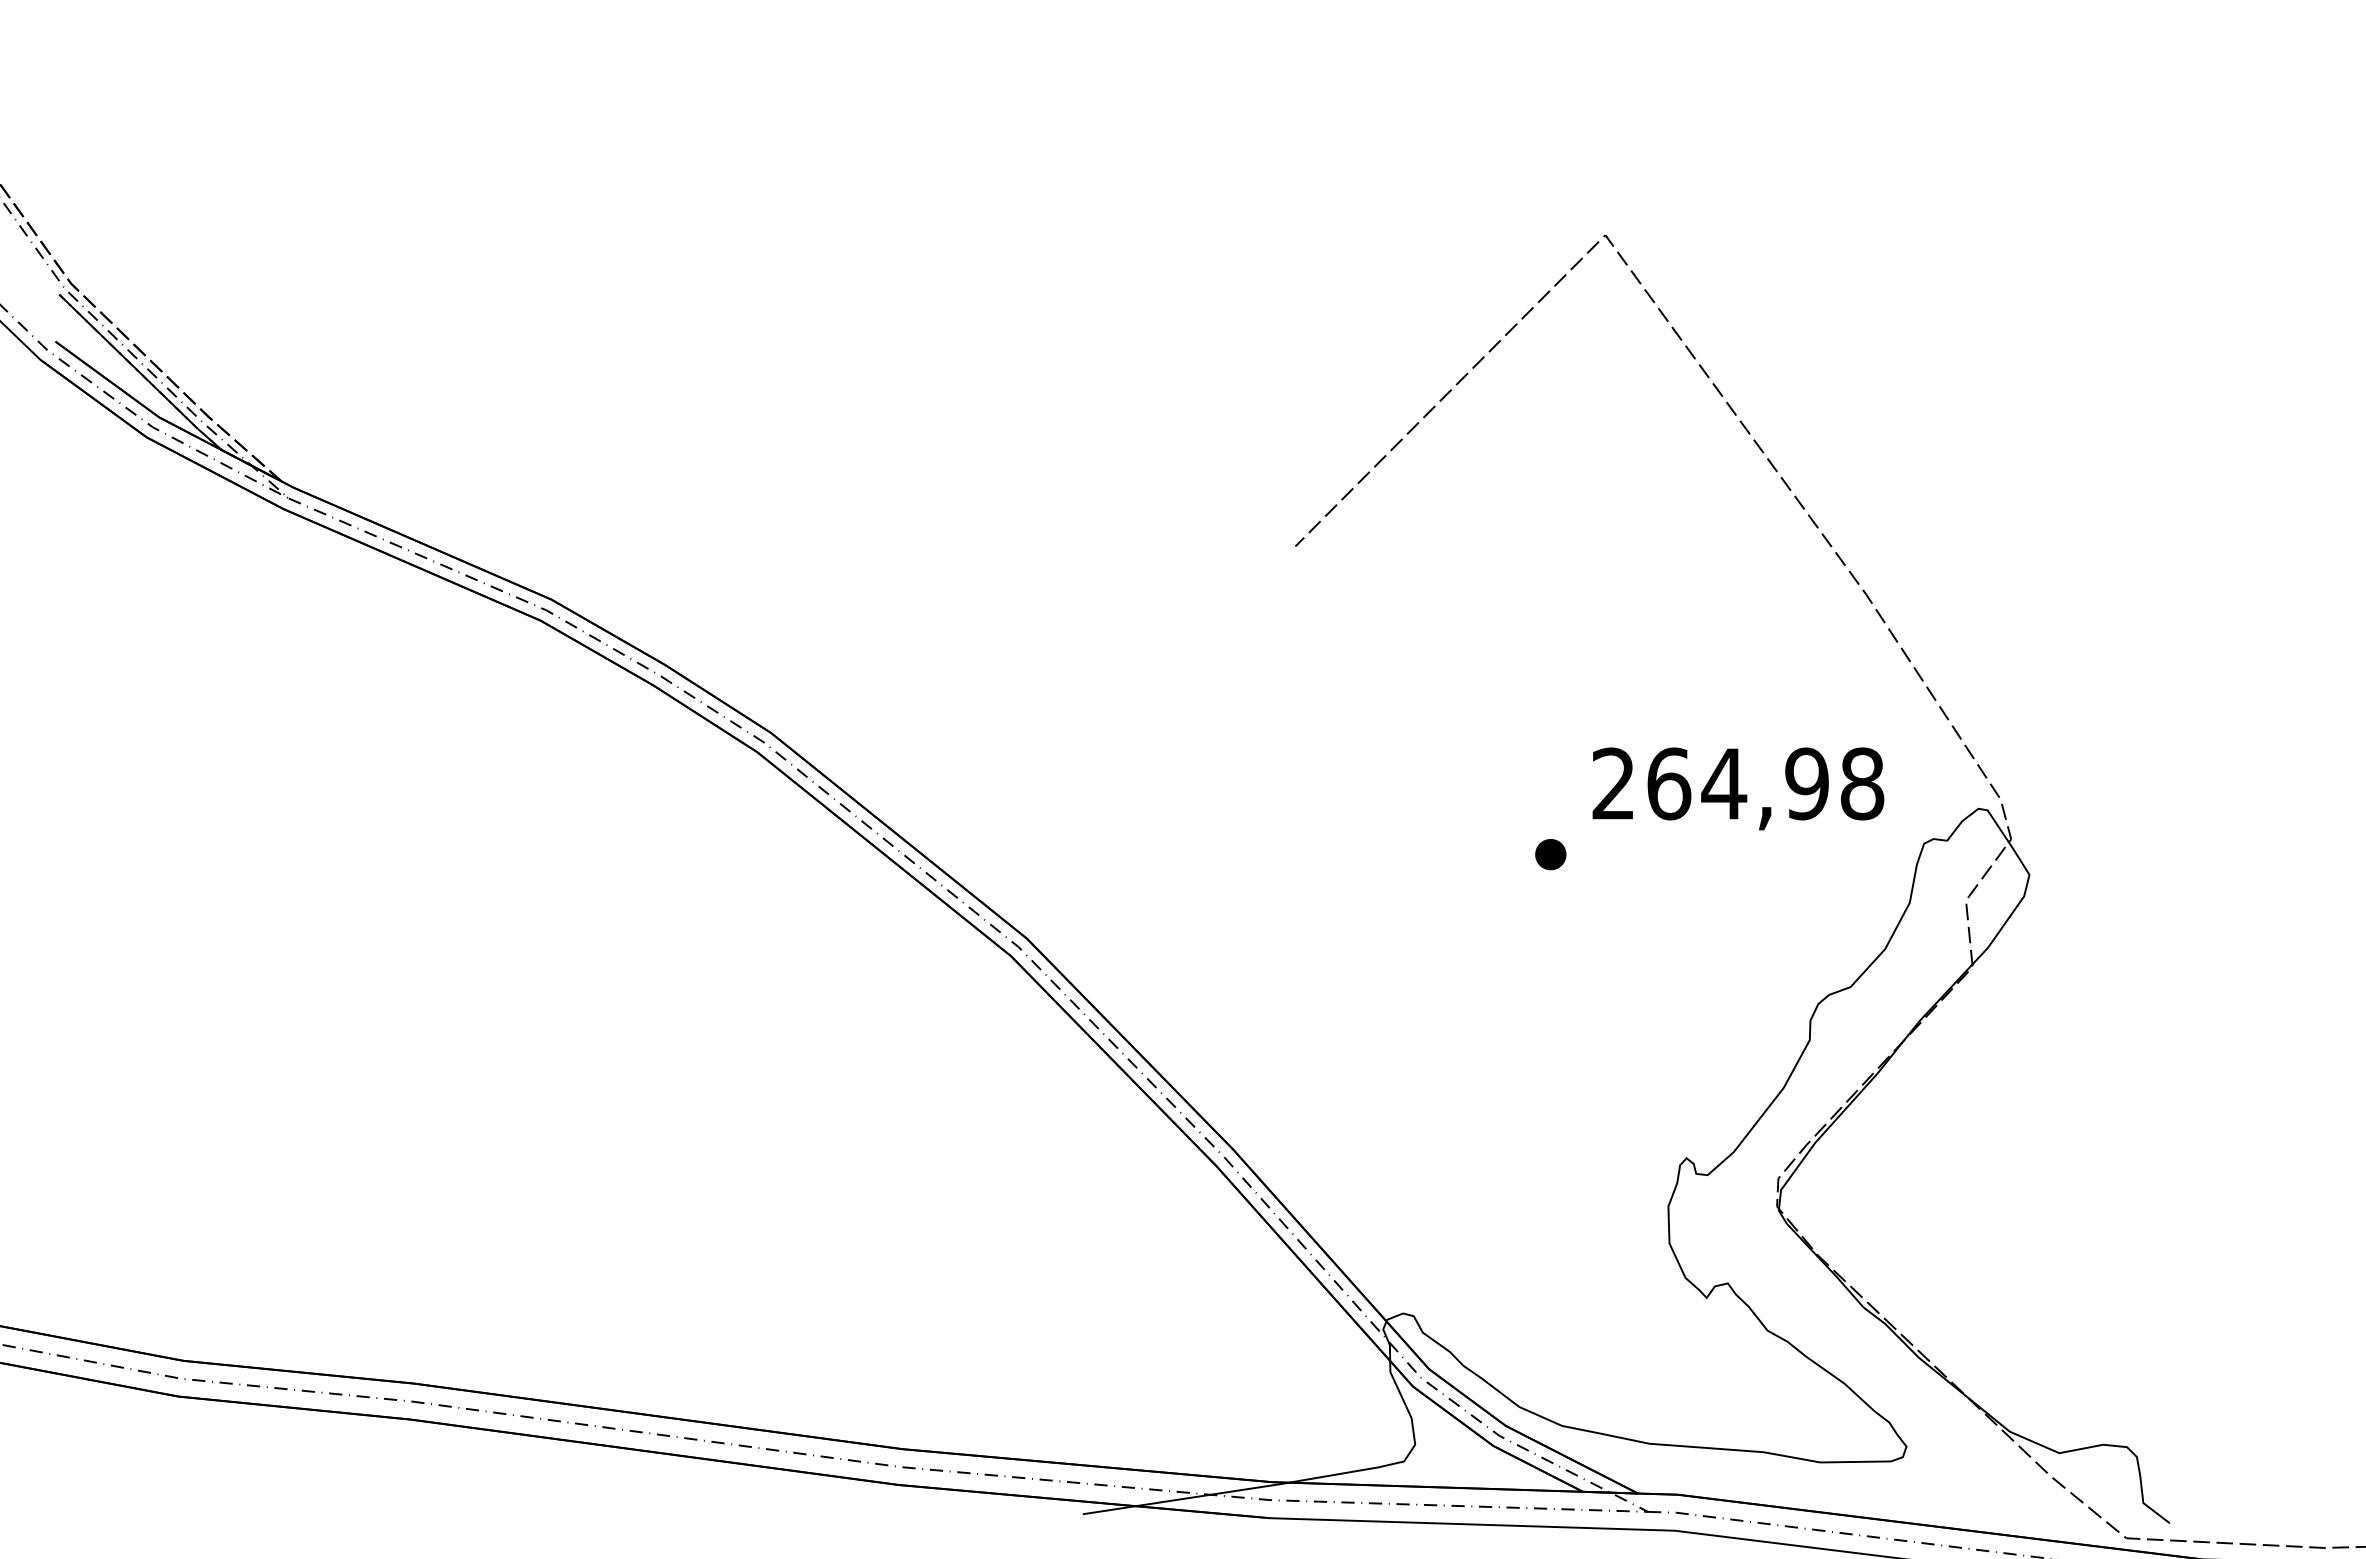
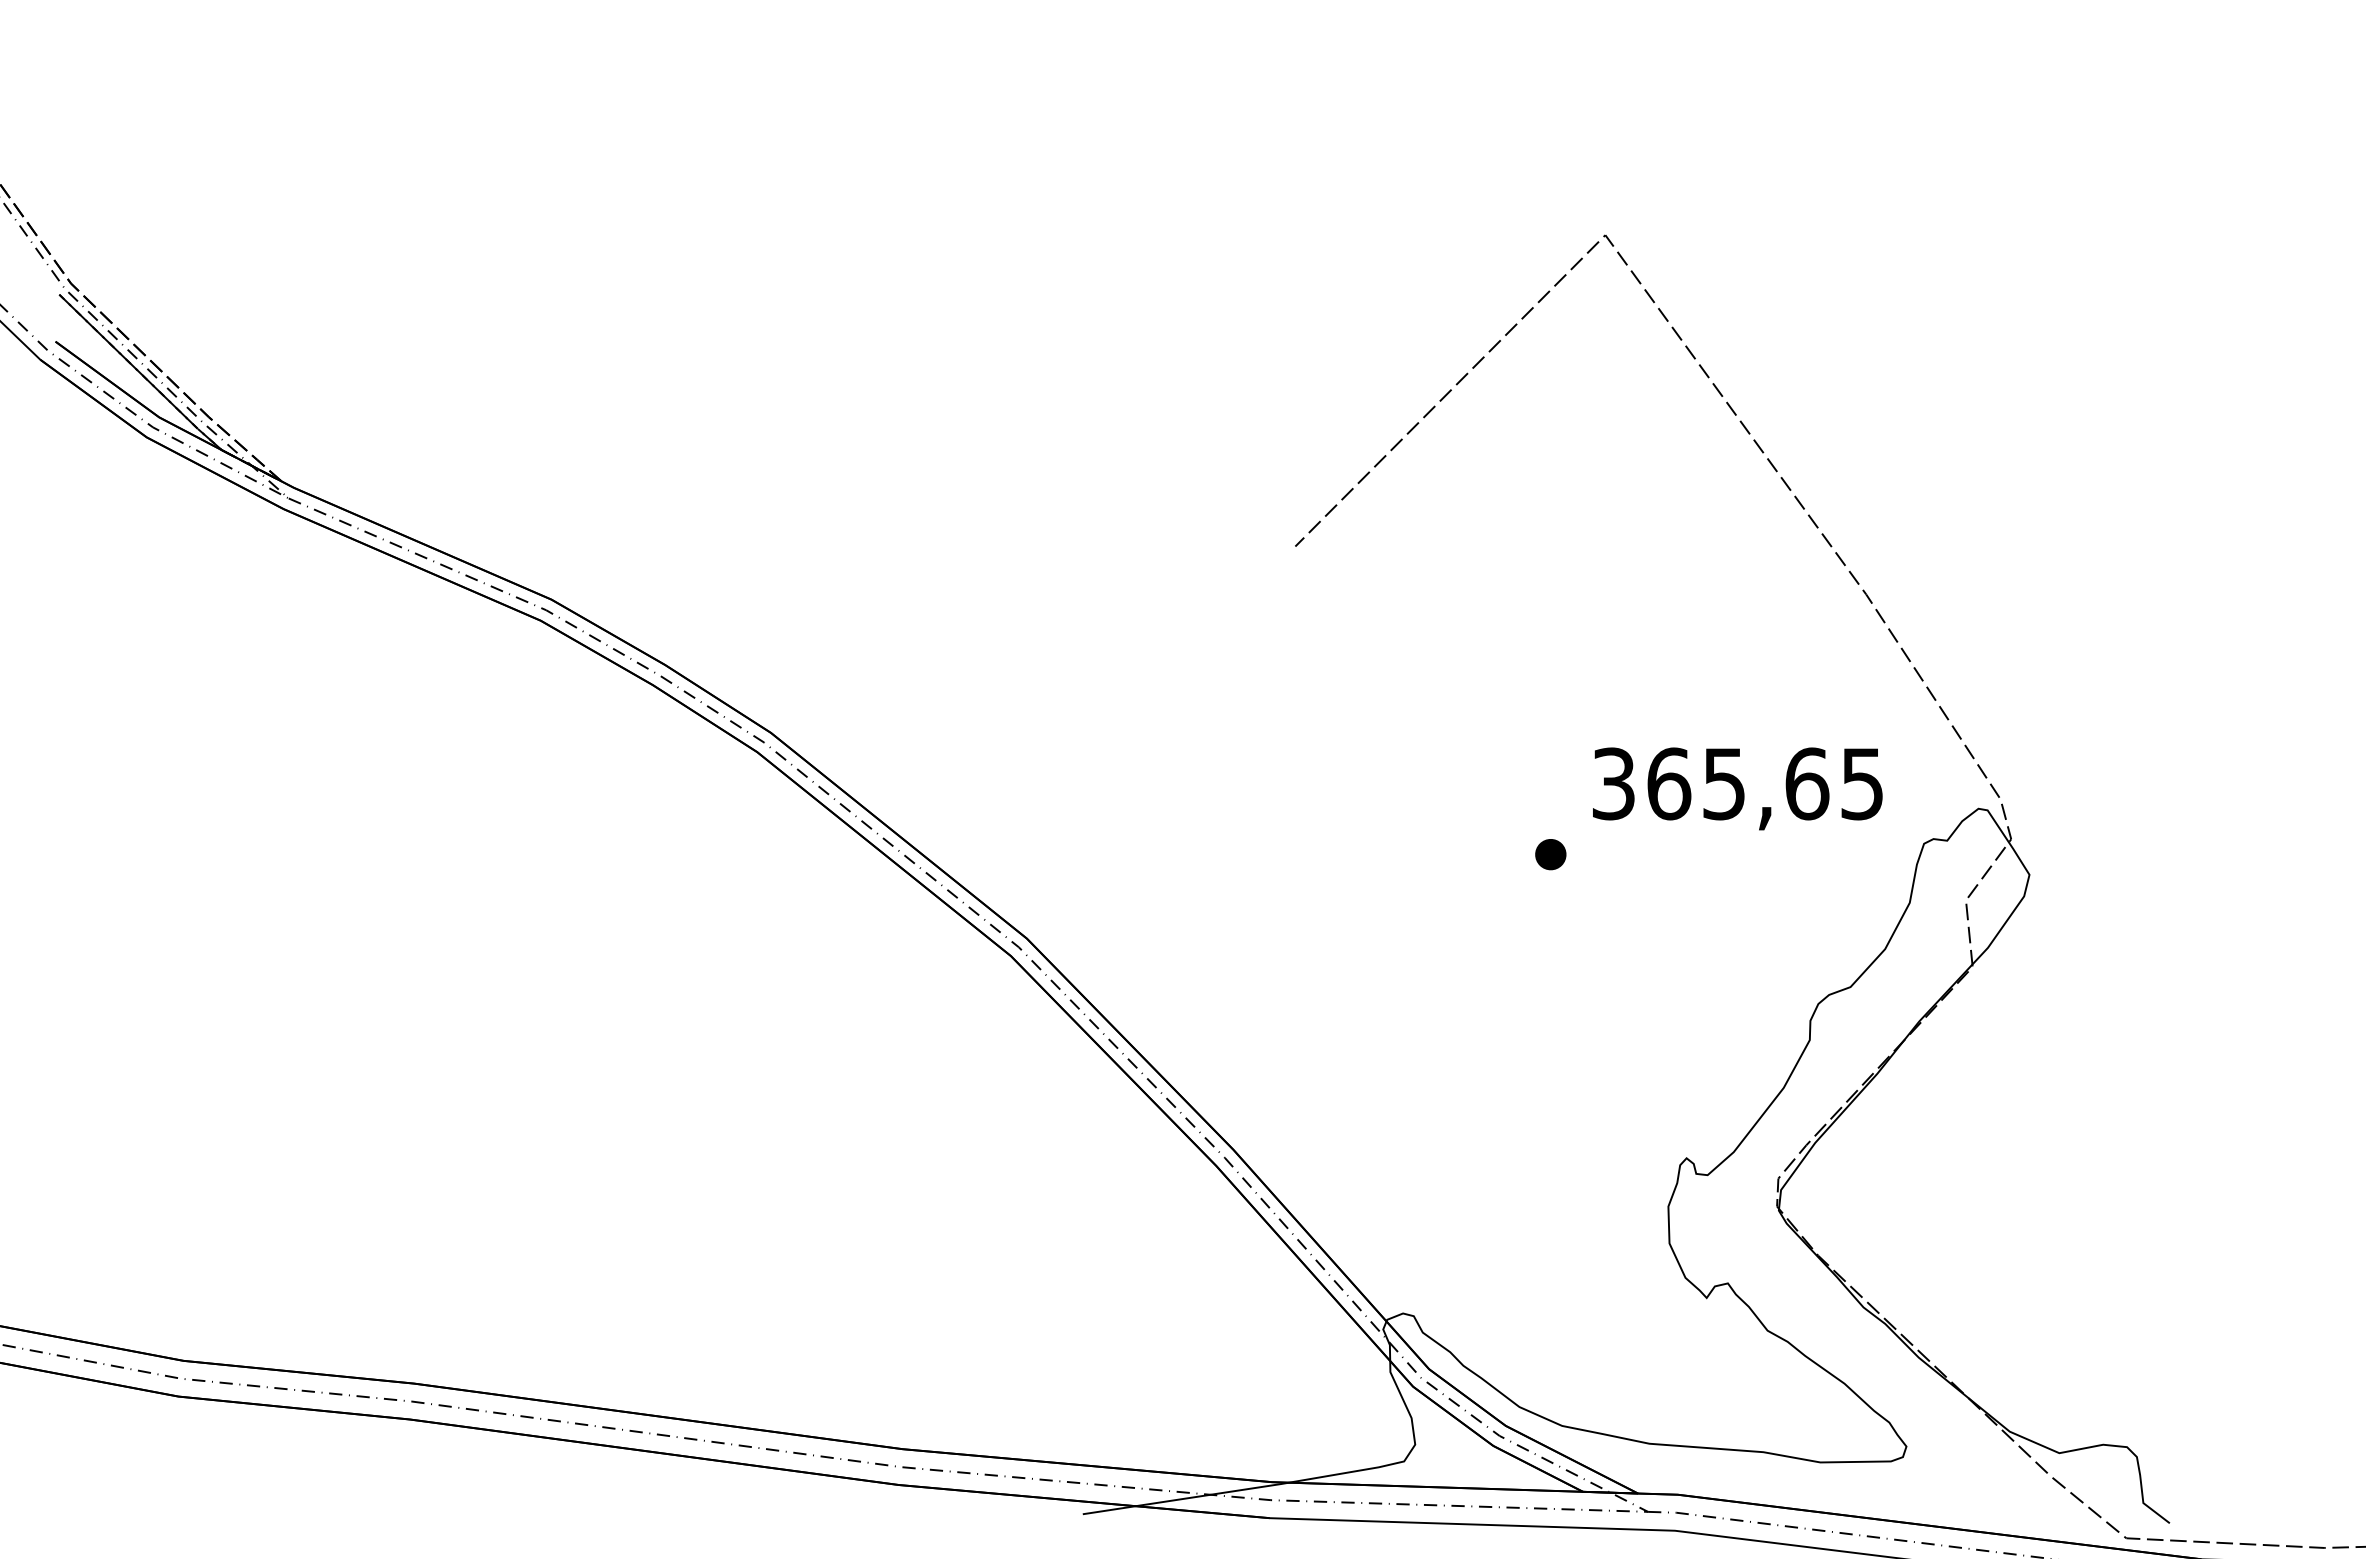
text: 264,98 -> 365,65 (1738, 783)
